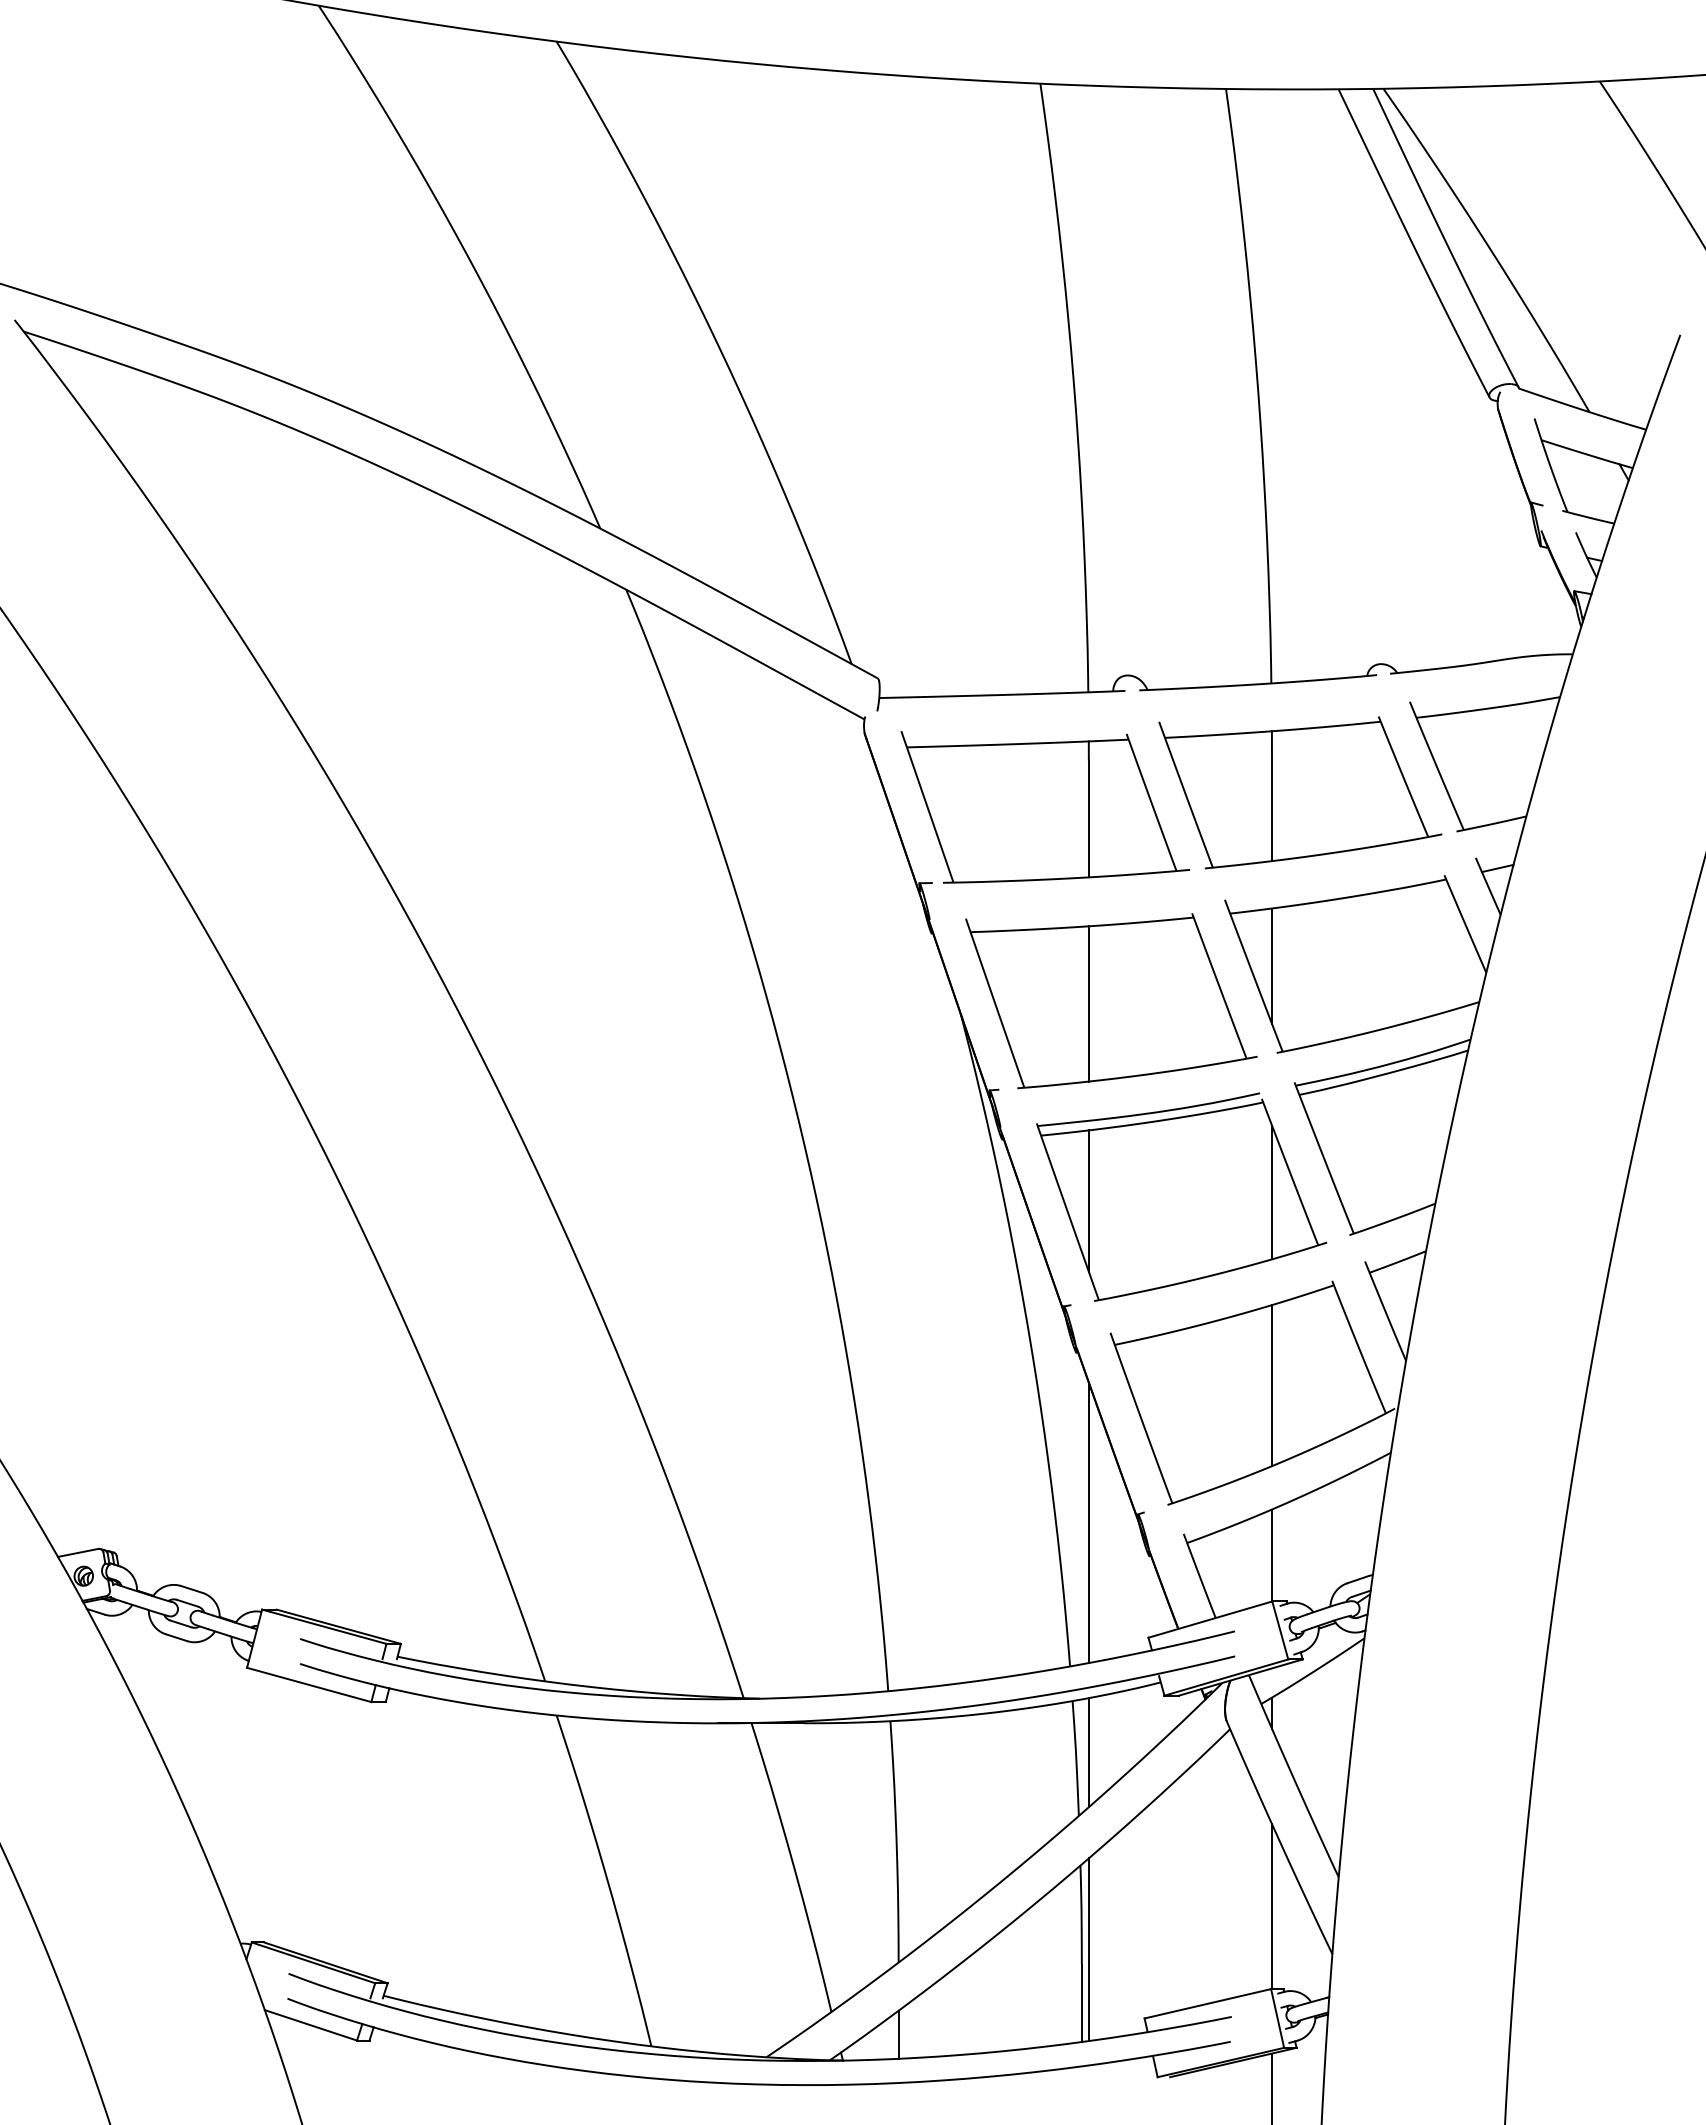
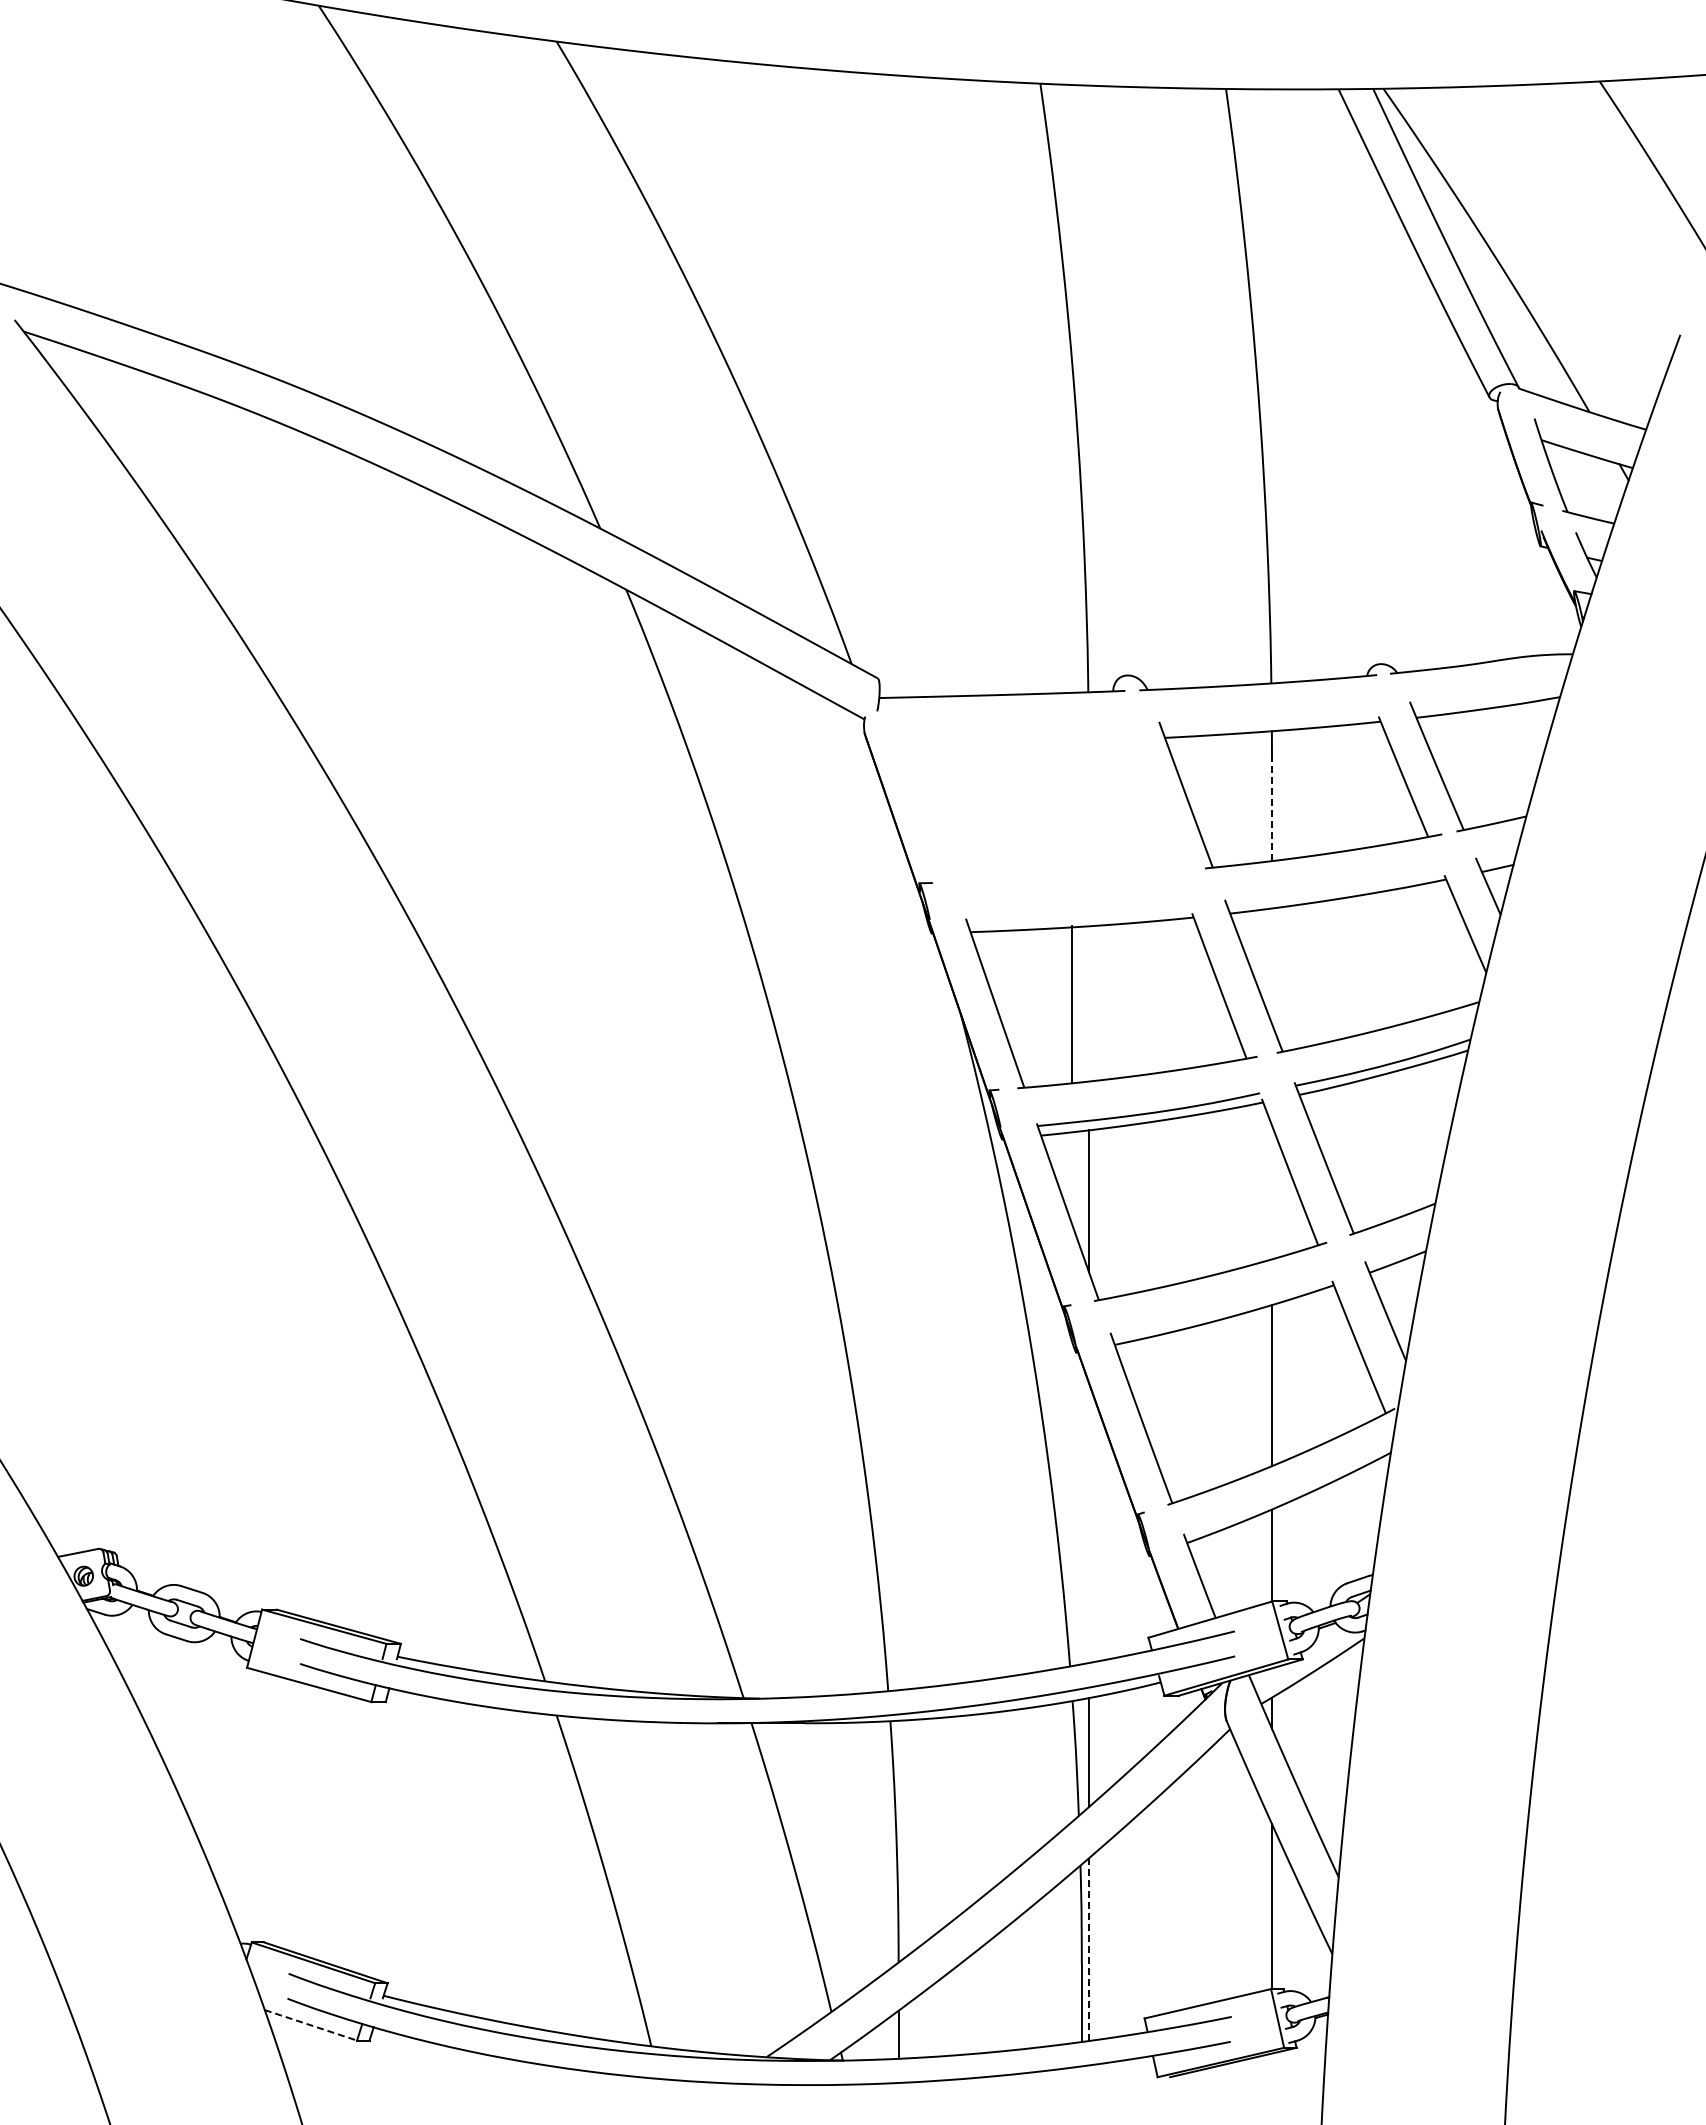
part: present -> none (1045, 807)
line: solid -> dashed (1271, 810)
line: present -> none (1271, 965)
line position: (1088, 1003) -> (1071, 1003) (1071, 1003)
line: present -> none (1271, 1192)
line: present -> none (1088, 1522)
line: solid -> dashed (1088, 1950)
line: solid -> dashed (310, 2025)
line: present -> none (1271, 2087)
